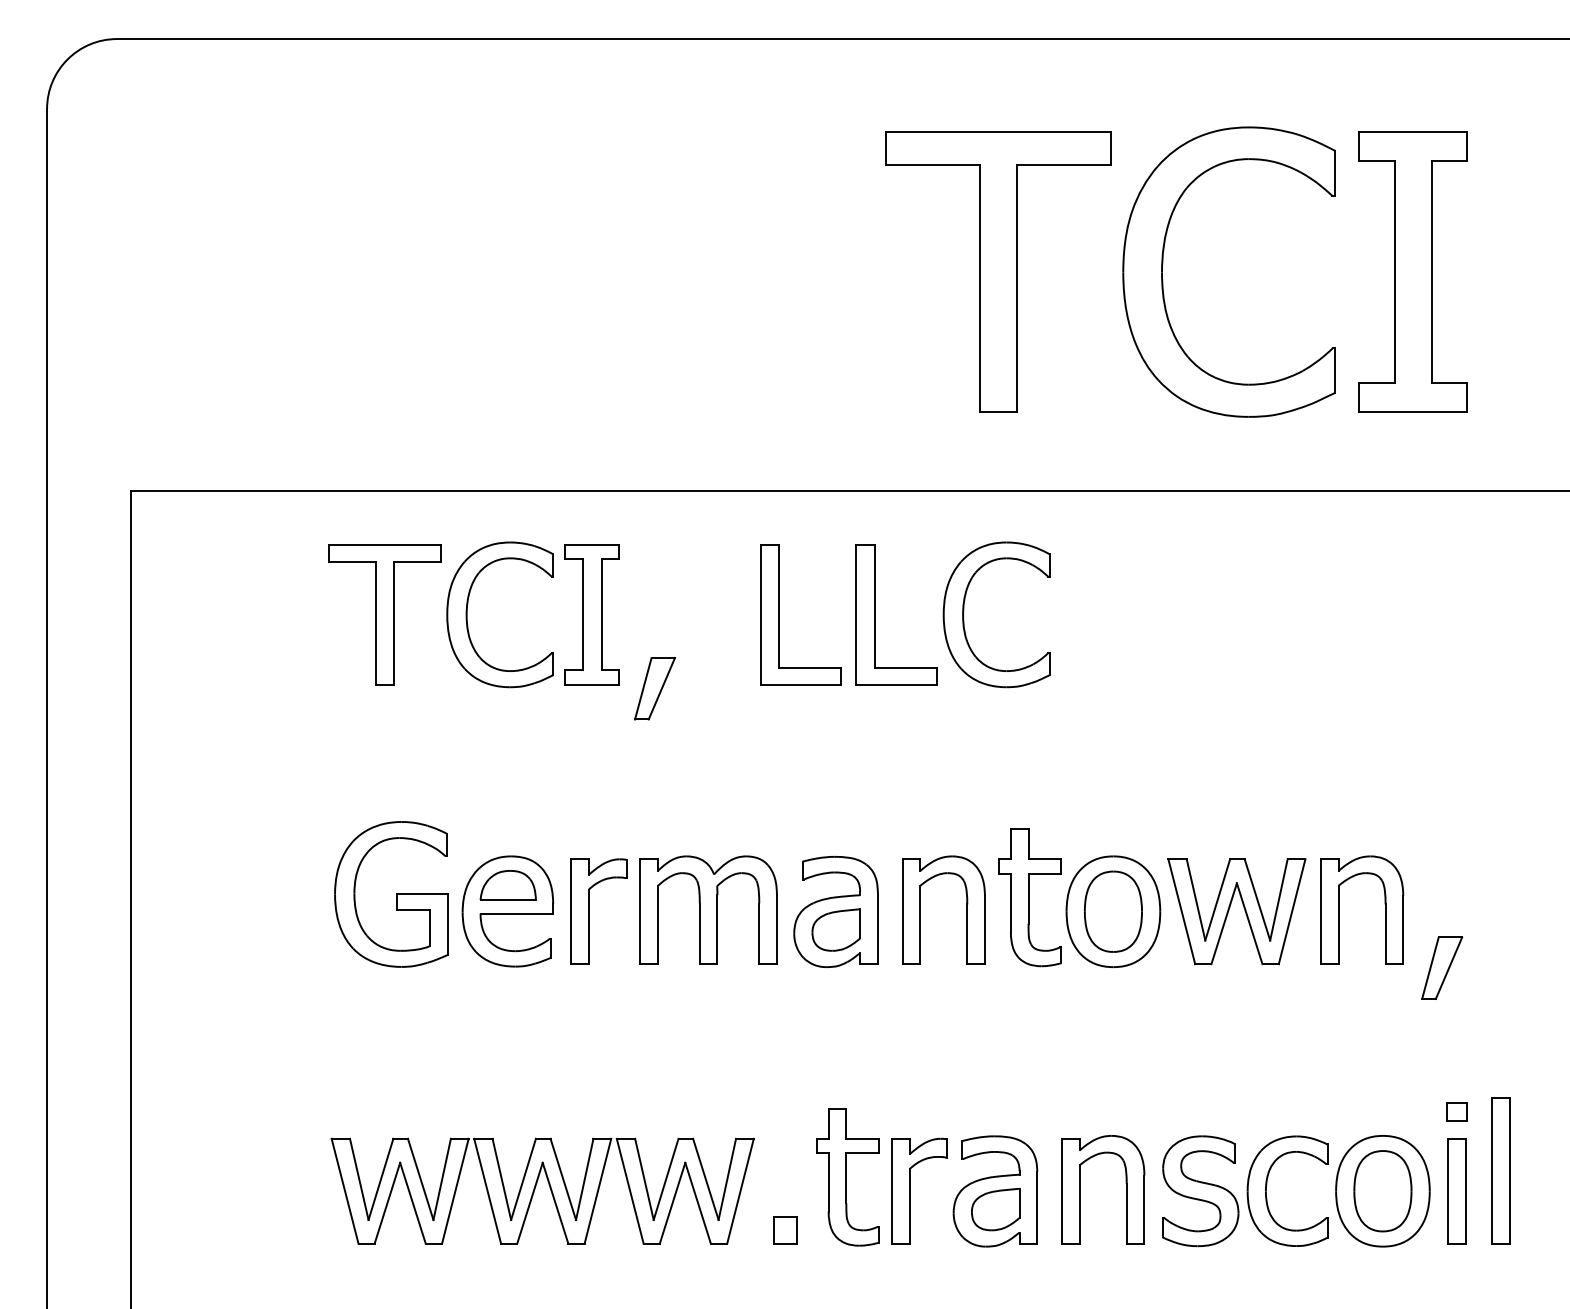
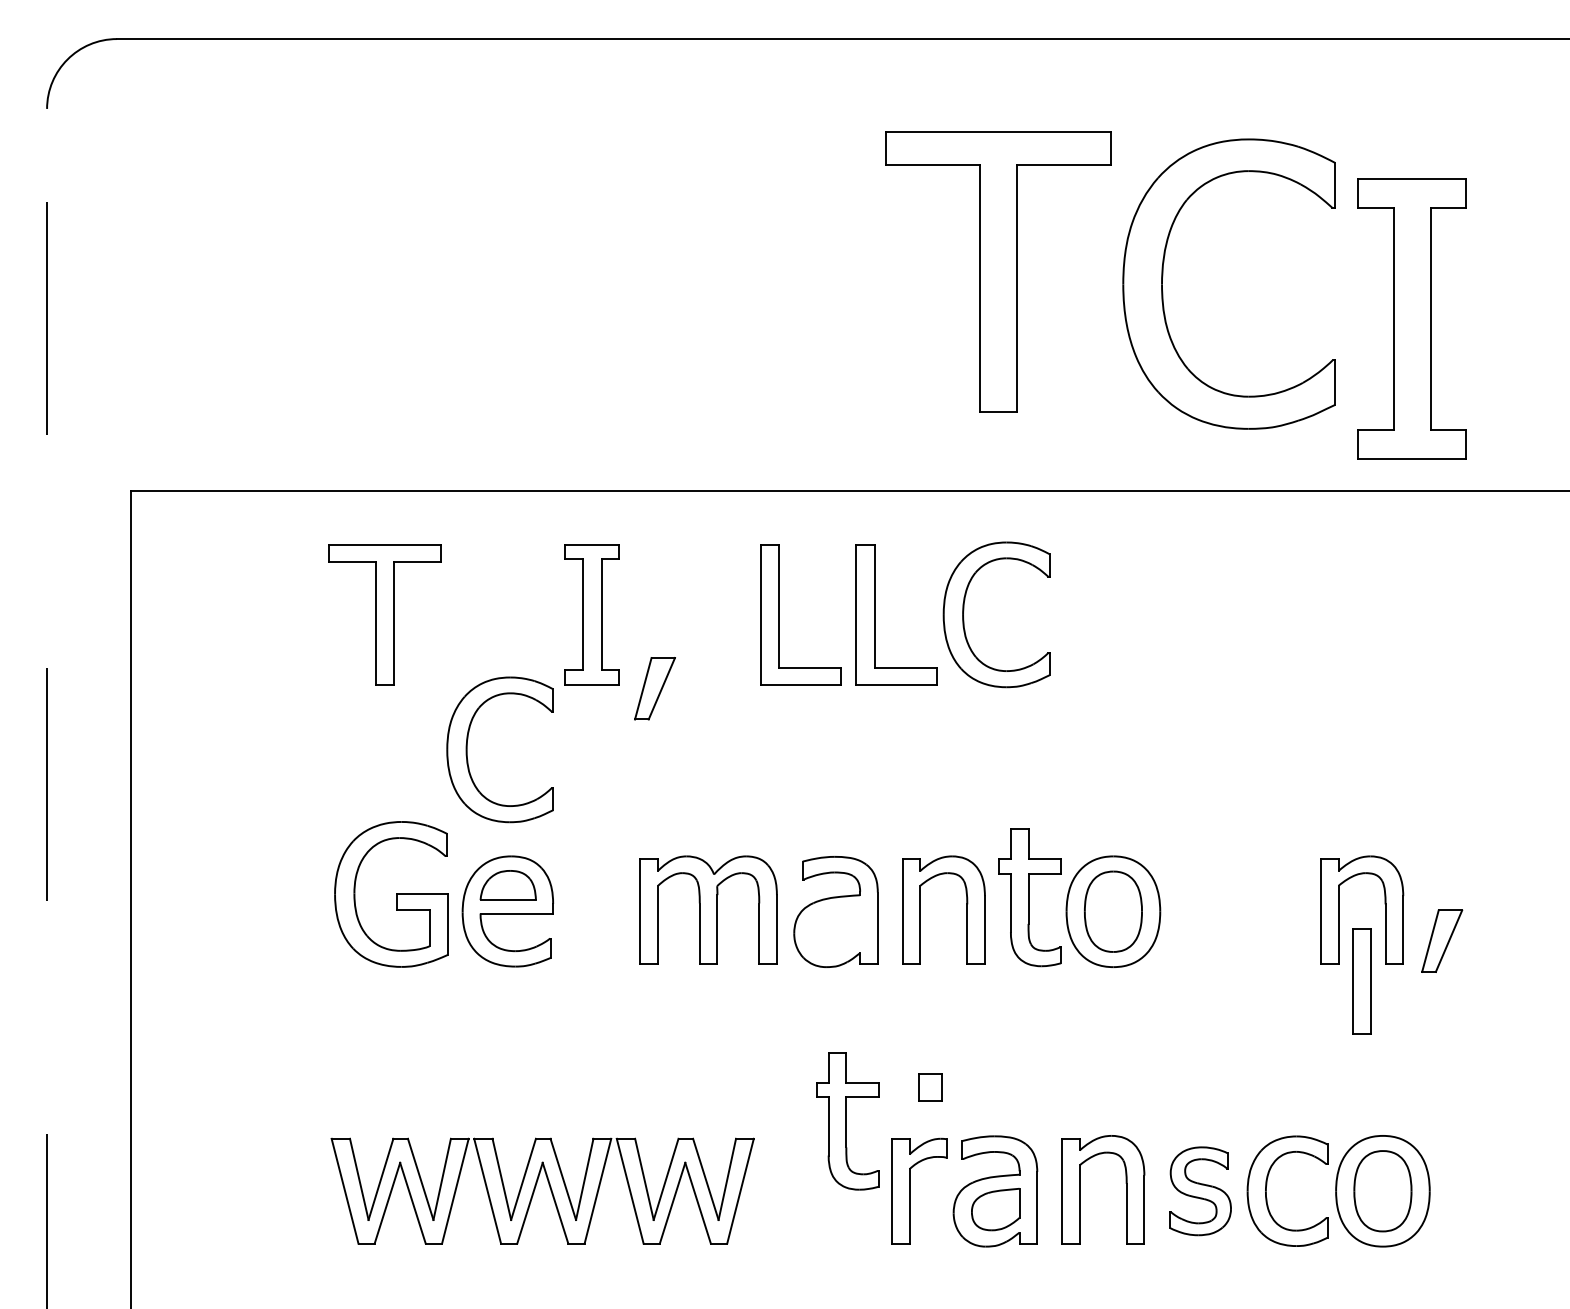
part position: (1163, 264) -> (1163, 276) (1163, 276)
part position: (1412, 271) -> (1411, 318) (1411, 318)
part position: (467, 614) -> (467, 749) (467, 749)
line: solid -> dashed (47, 708)
part: present -> none (1229, 910)
part: present -> none (589, 911)
part: present -> none (835, 929)
part position: (1442, 967) -> (1442, 940) (1442, 940)
part: present -> none (1456, 1111)
part: present -> none (1500, 1170)
part position: (847, 1177) -> (847, 1121) (847, 1121)
part size: 78x113 px -> 63x91 px (1200, 1191)
part position: (1456, 1191) -> (1361, 981) (1361, 981)
part position: (785, 1230) -> (930, 1087) (930, 1087)
